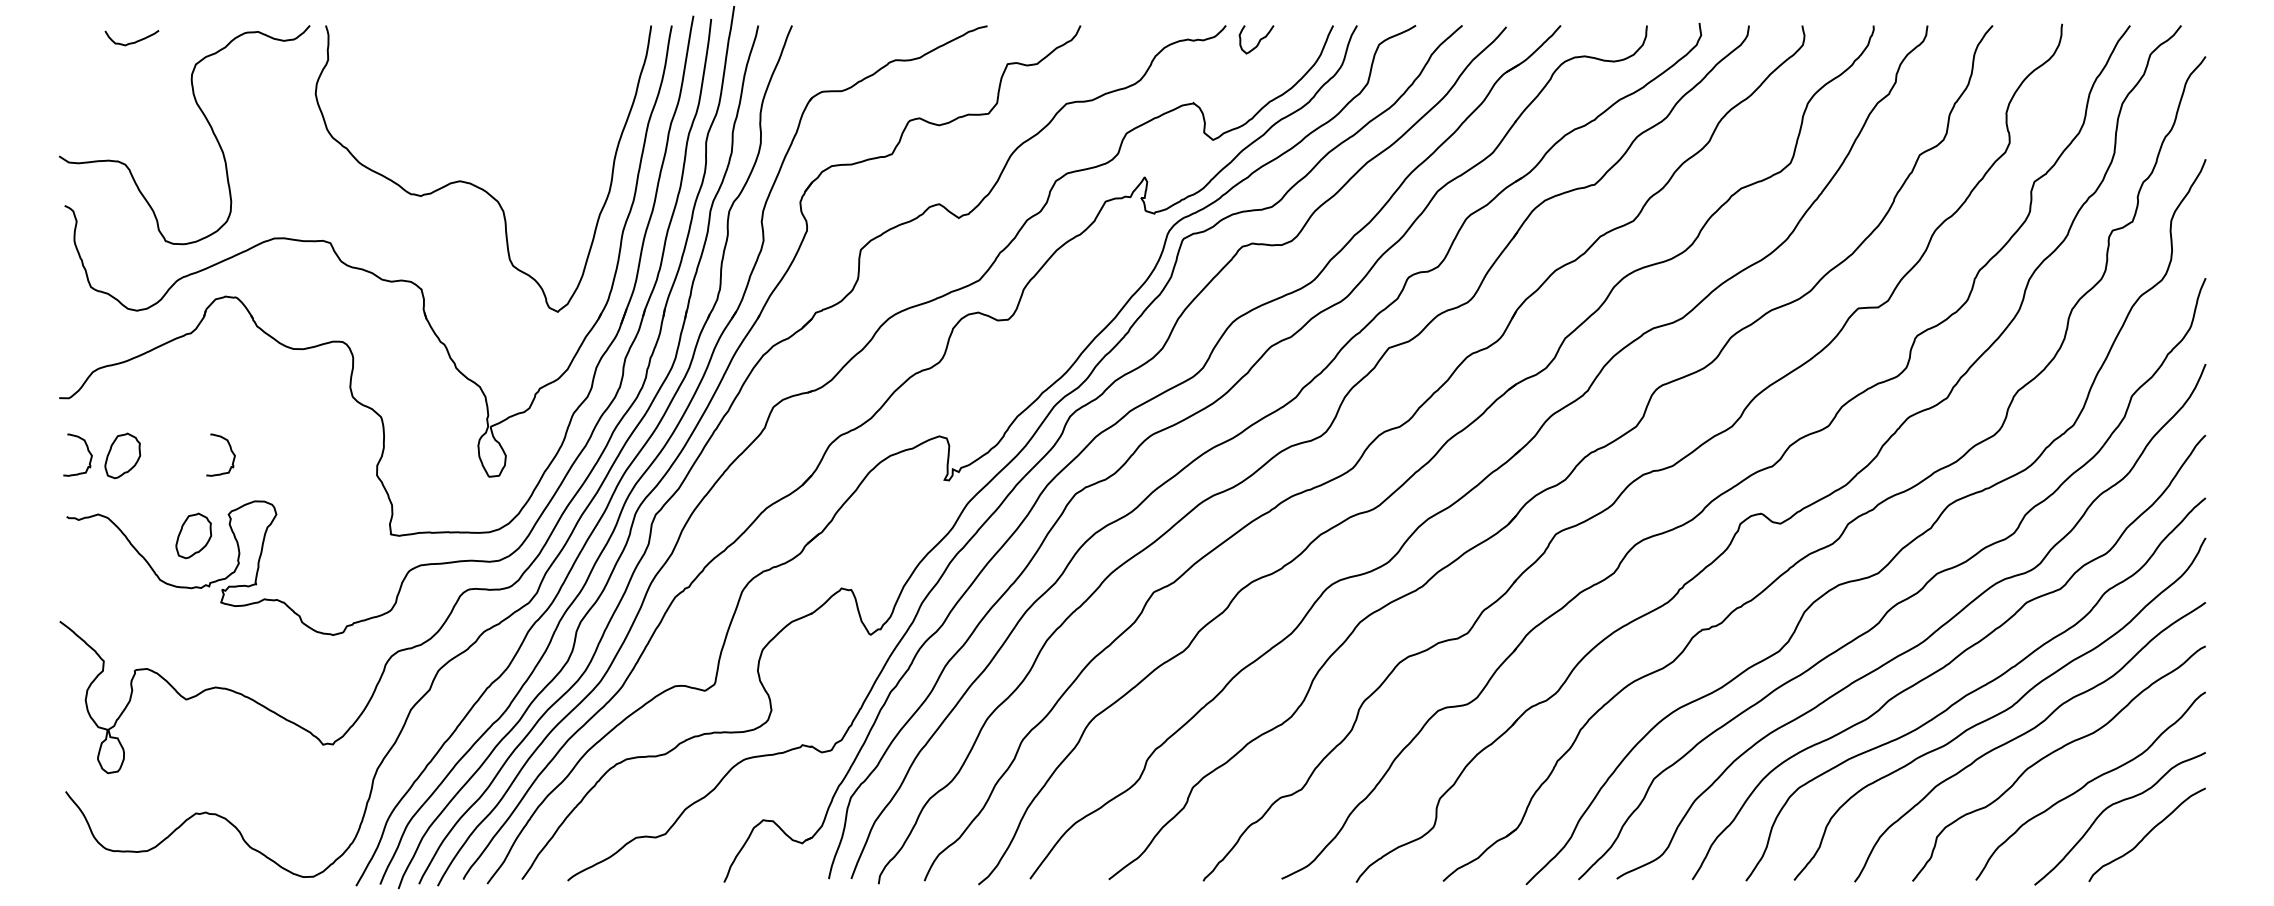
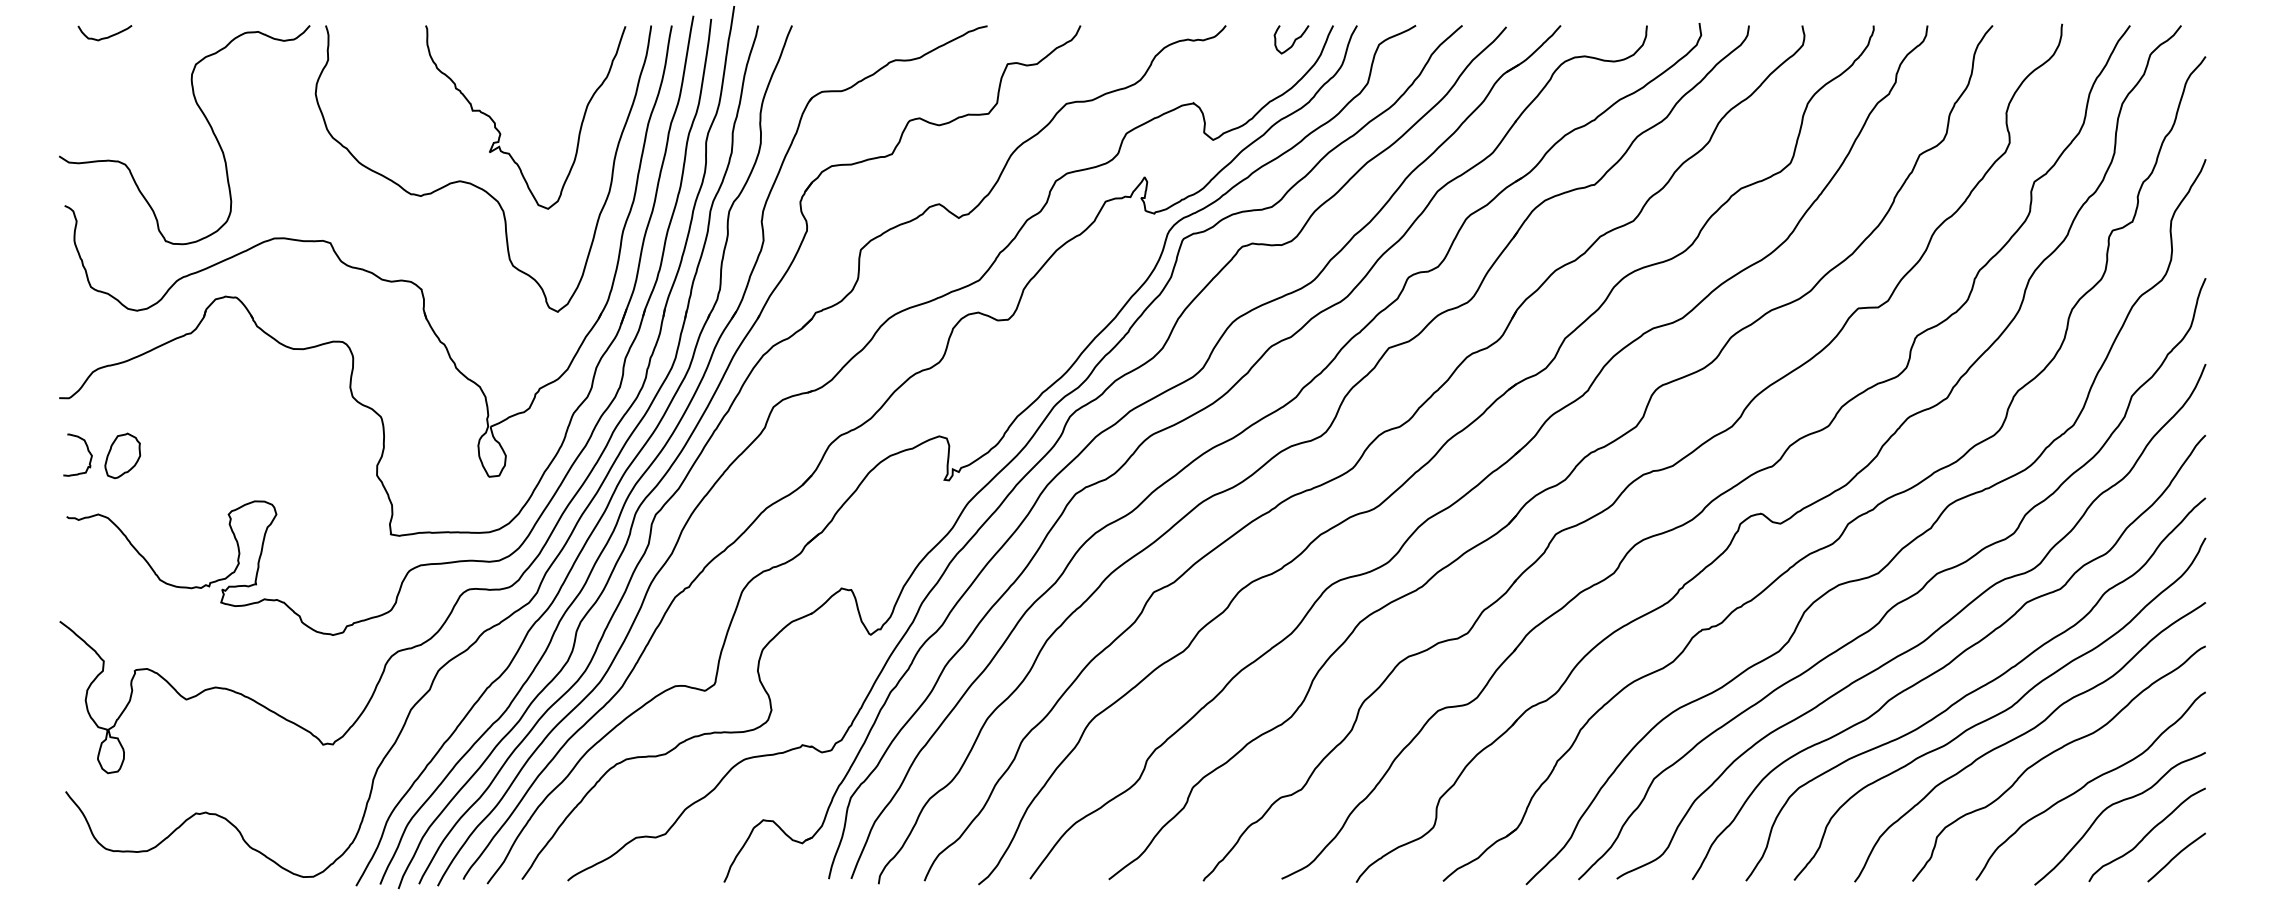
curve position: (1258, 41) -> (1293, 41) (1293, 41)
curve position: (131, 42) -> (104, 37) (104, 37)
curve: none -> present (499, 130)
curve: present -> none (230, 450)
part: present -> none (193, 535)
curve: none -> present (2176, 856)
